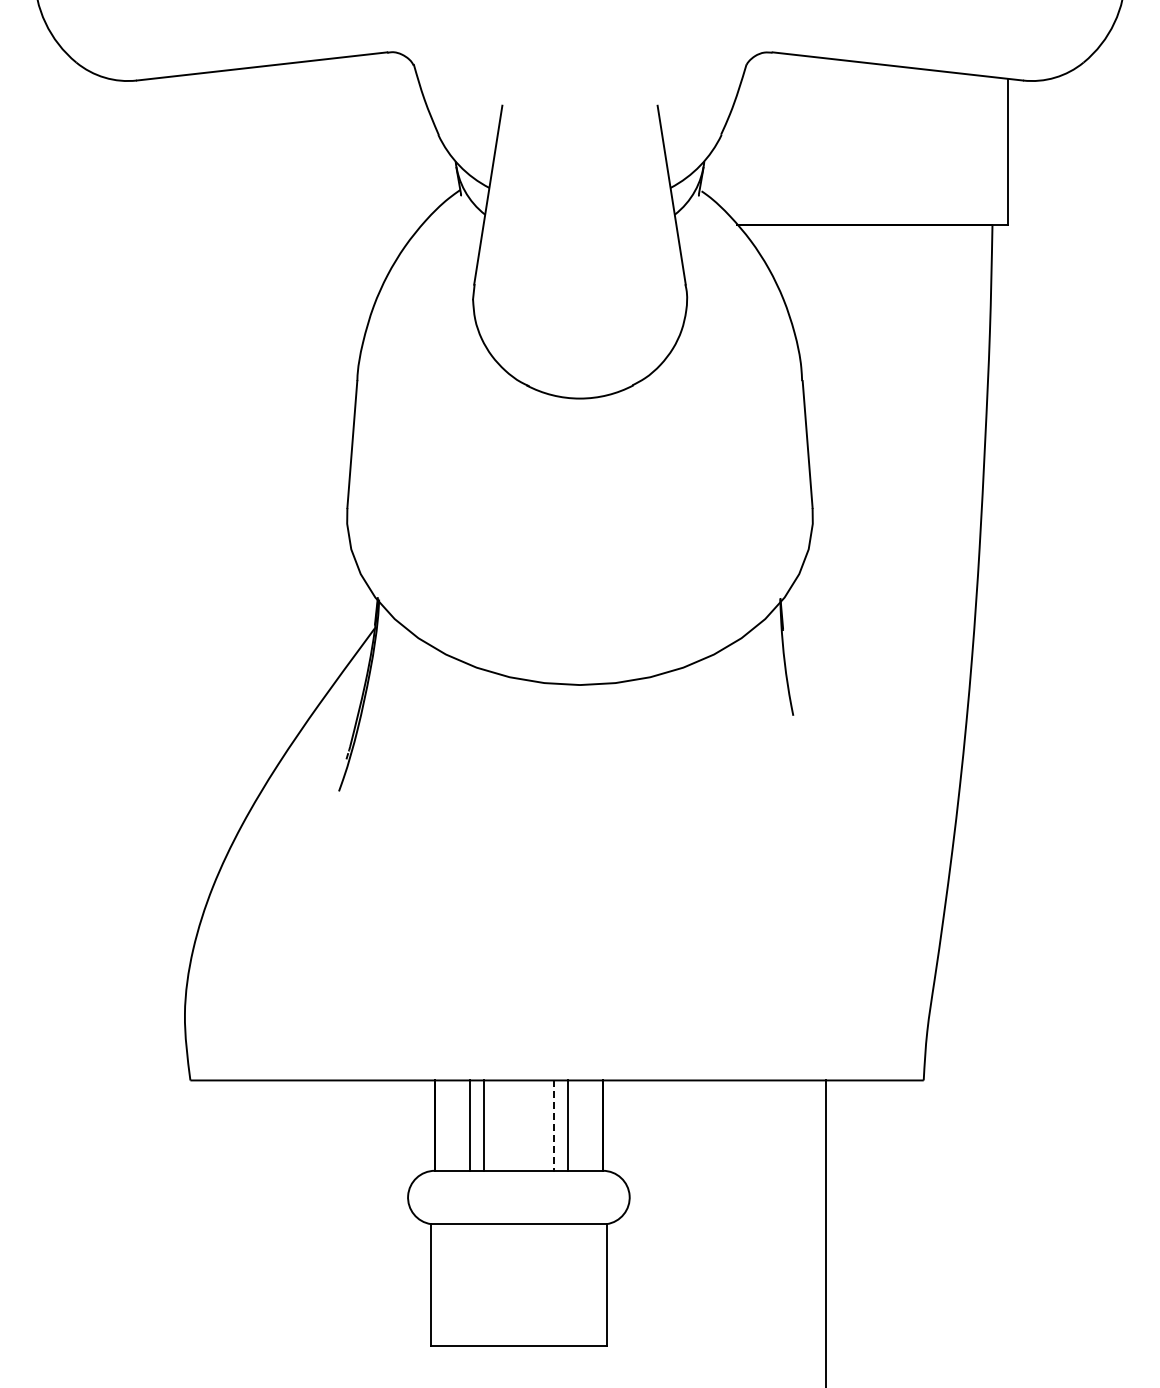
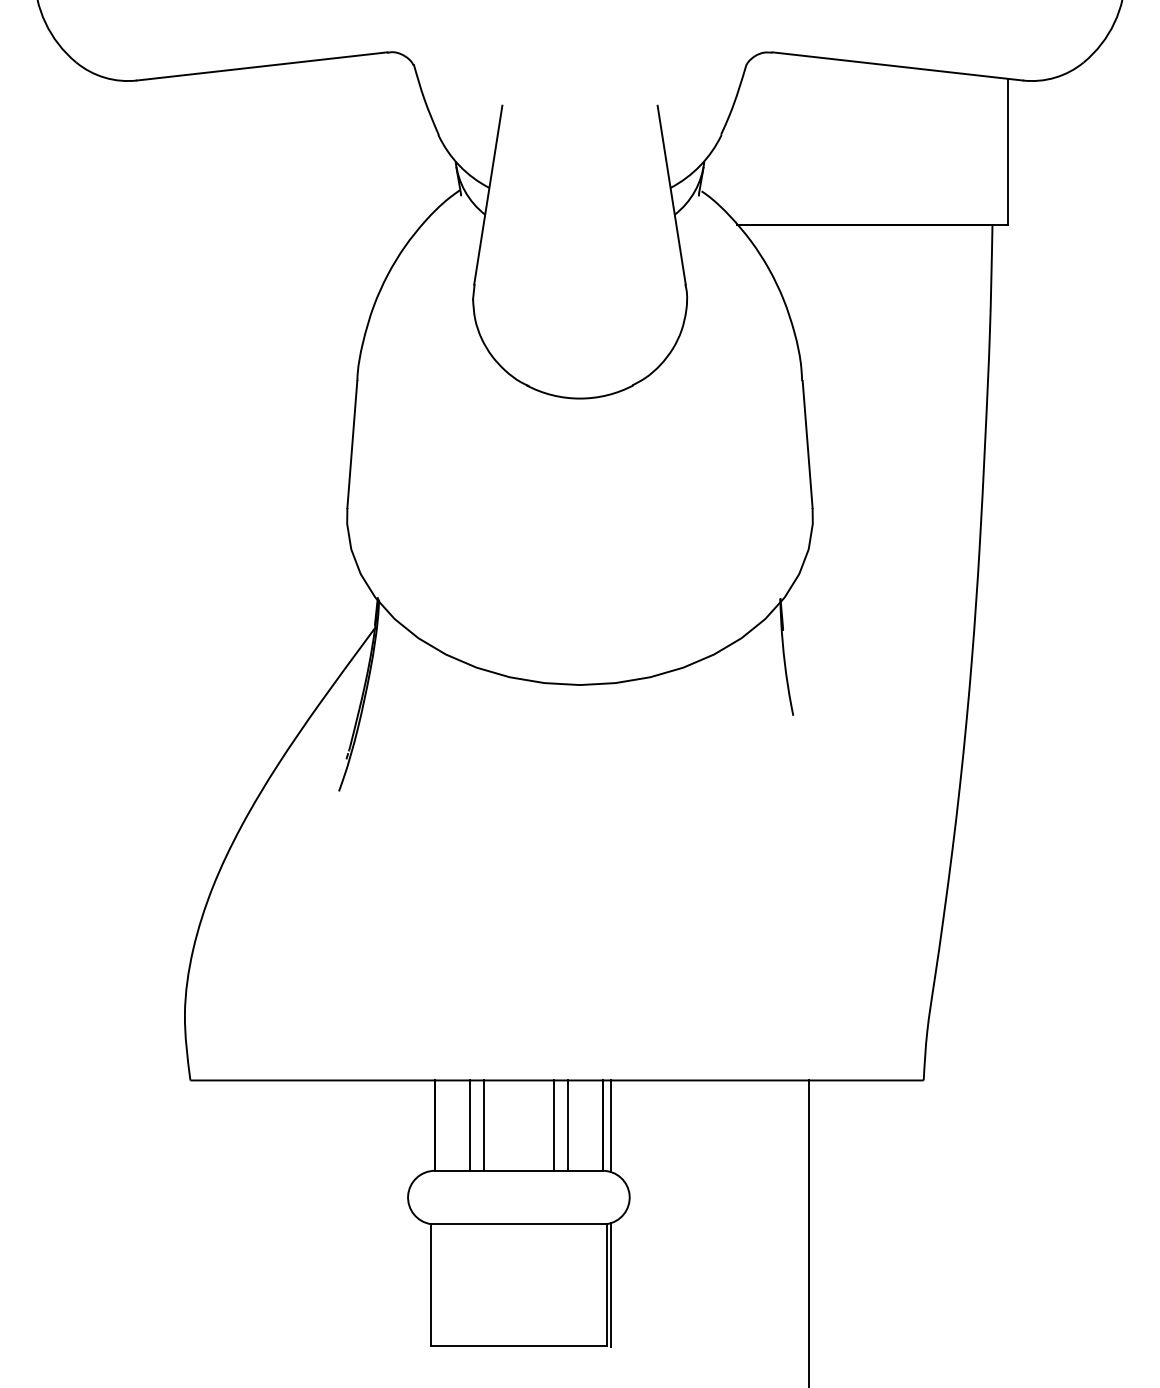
line: none -> present (610, 1125)
line: dashed -> solid (553, 1126)
line position: (826, 1232) -> (809, 1232) (809, 1232)
line: none -> present (610, 1285)
